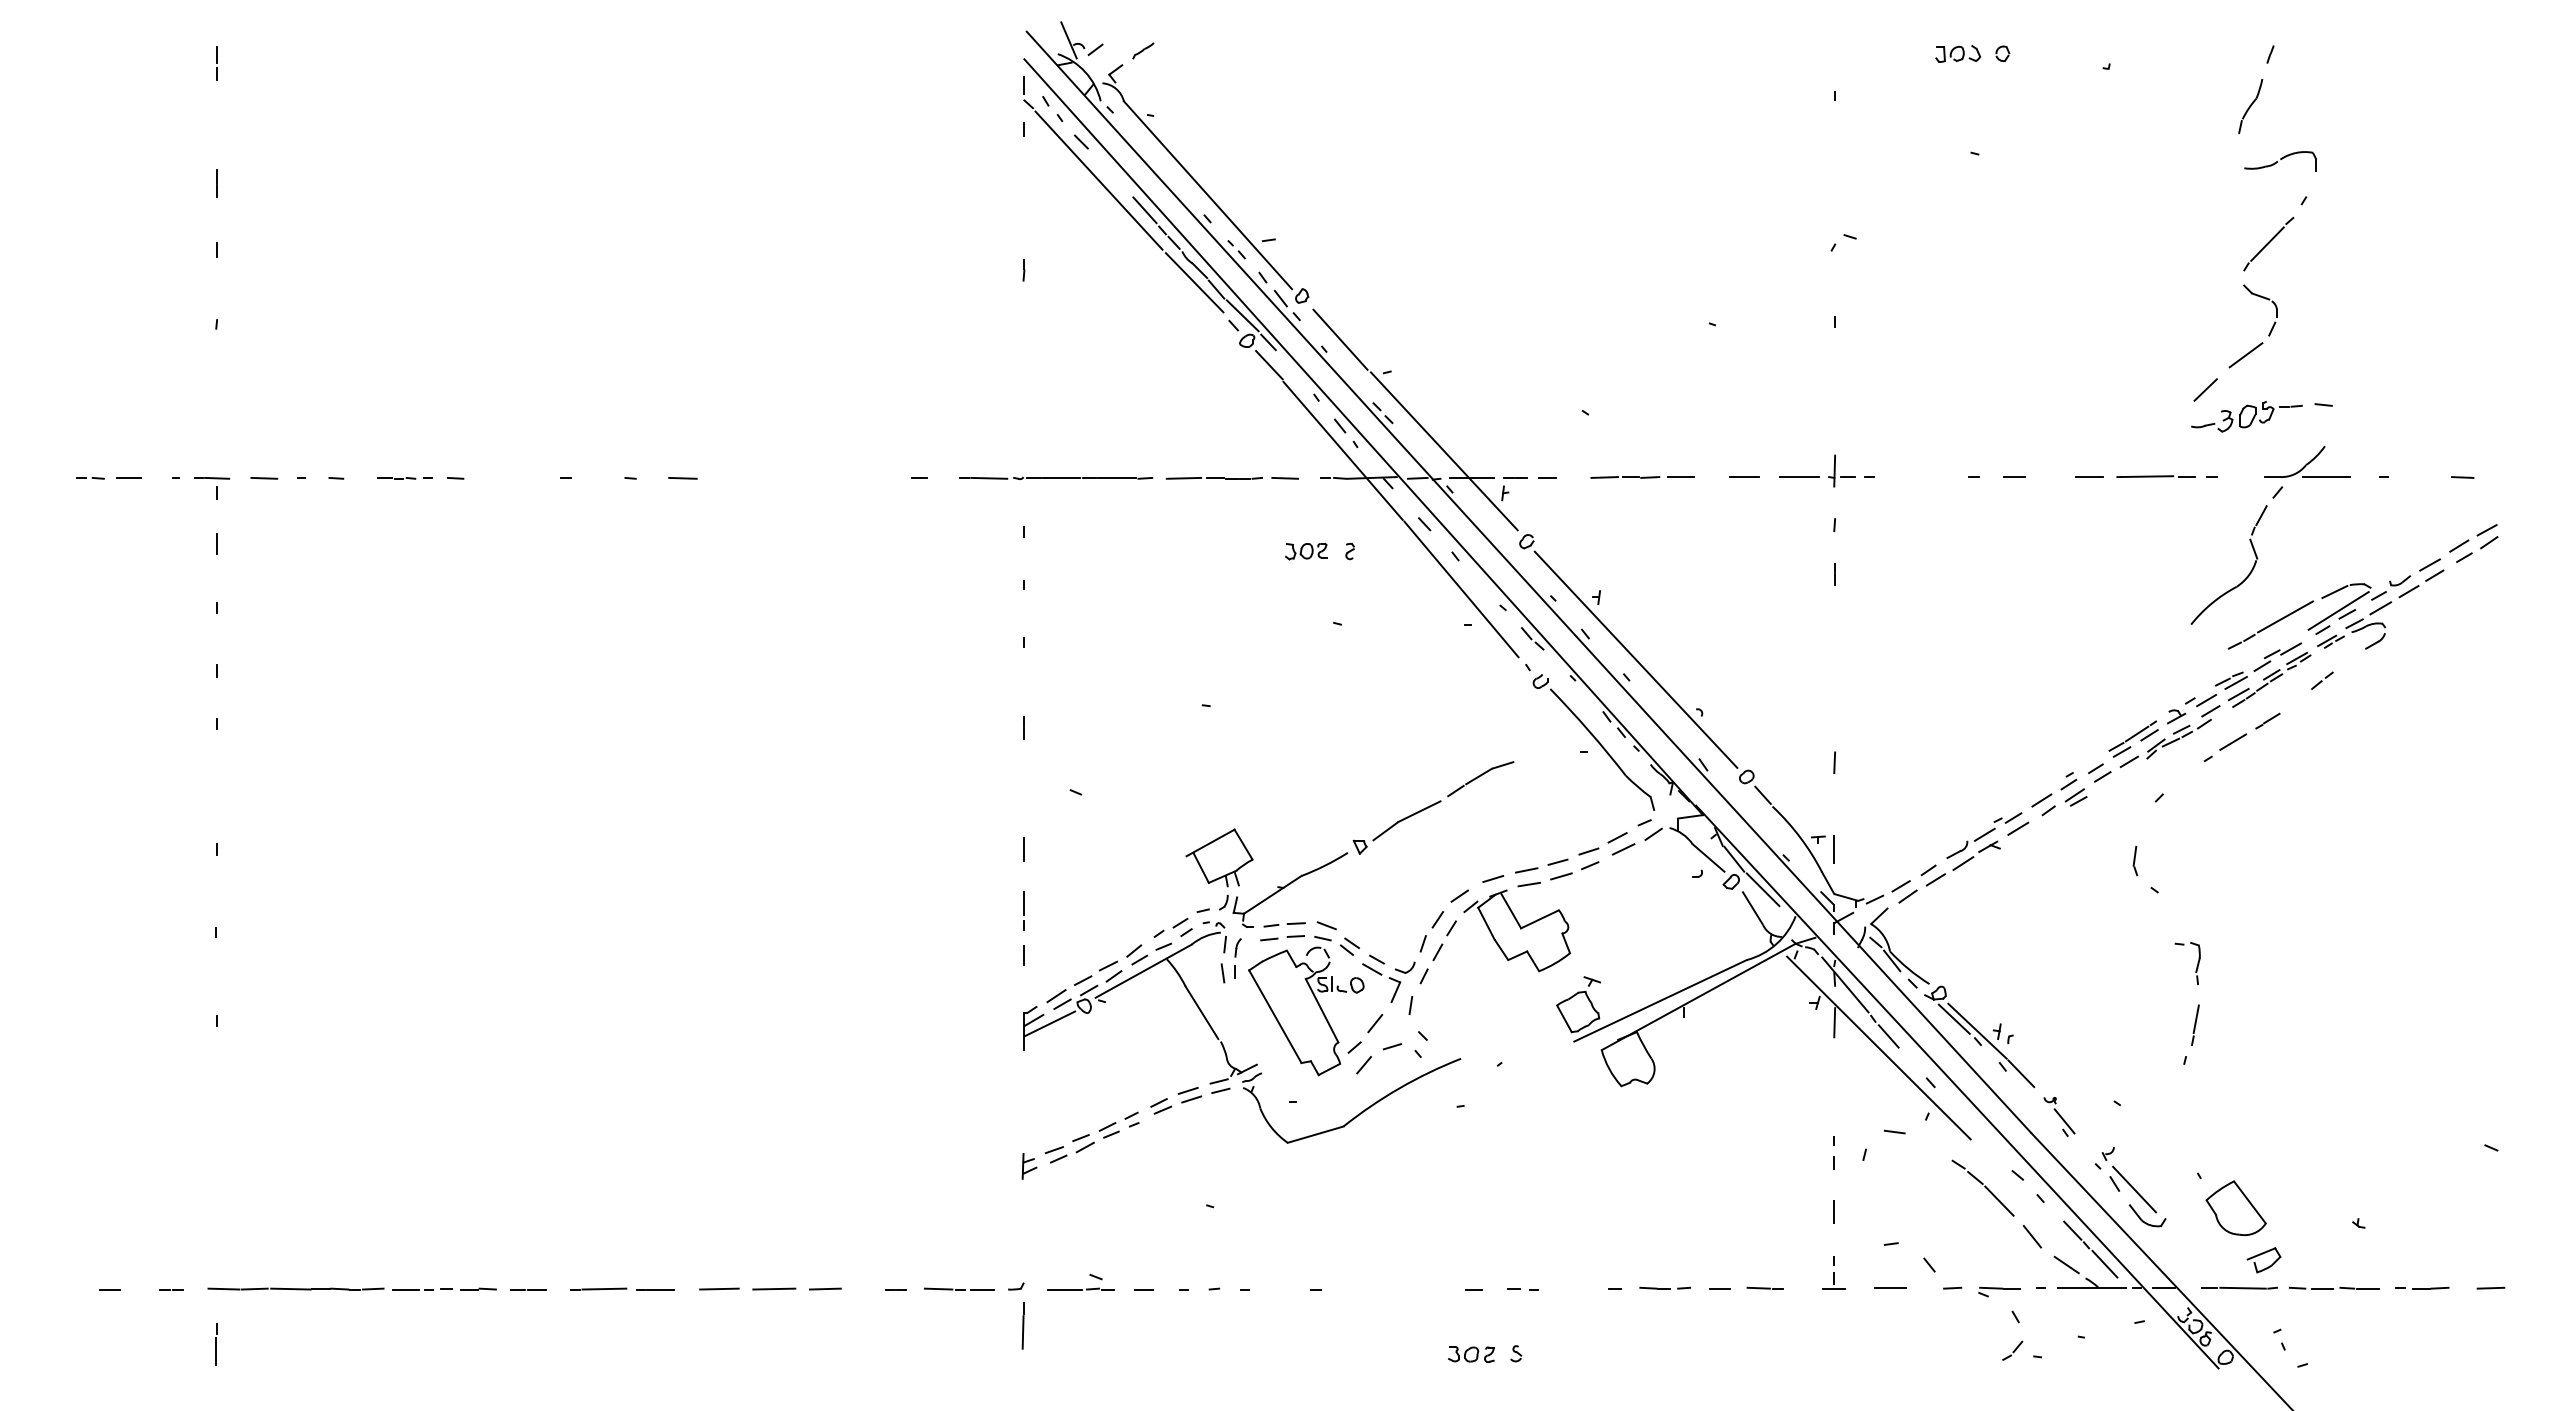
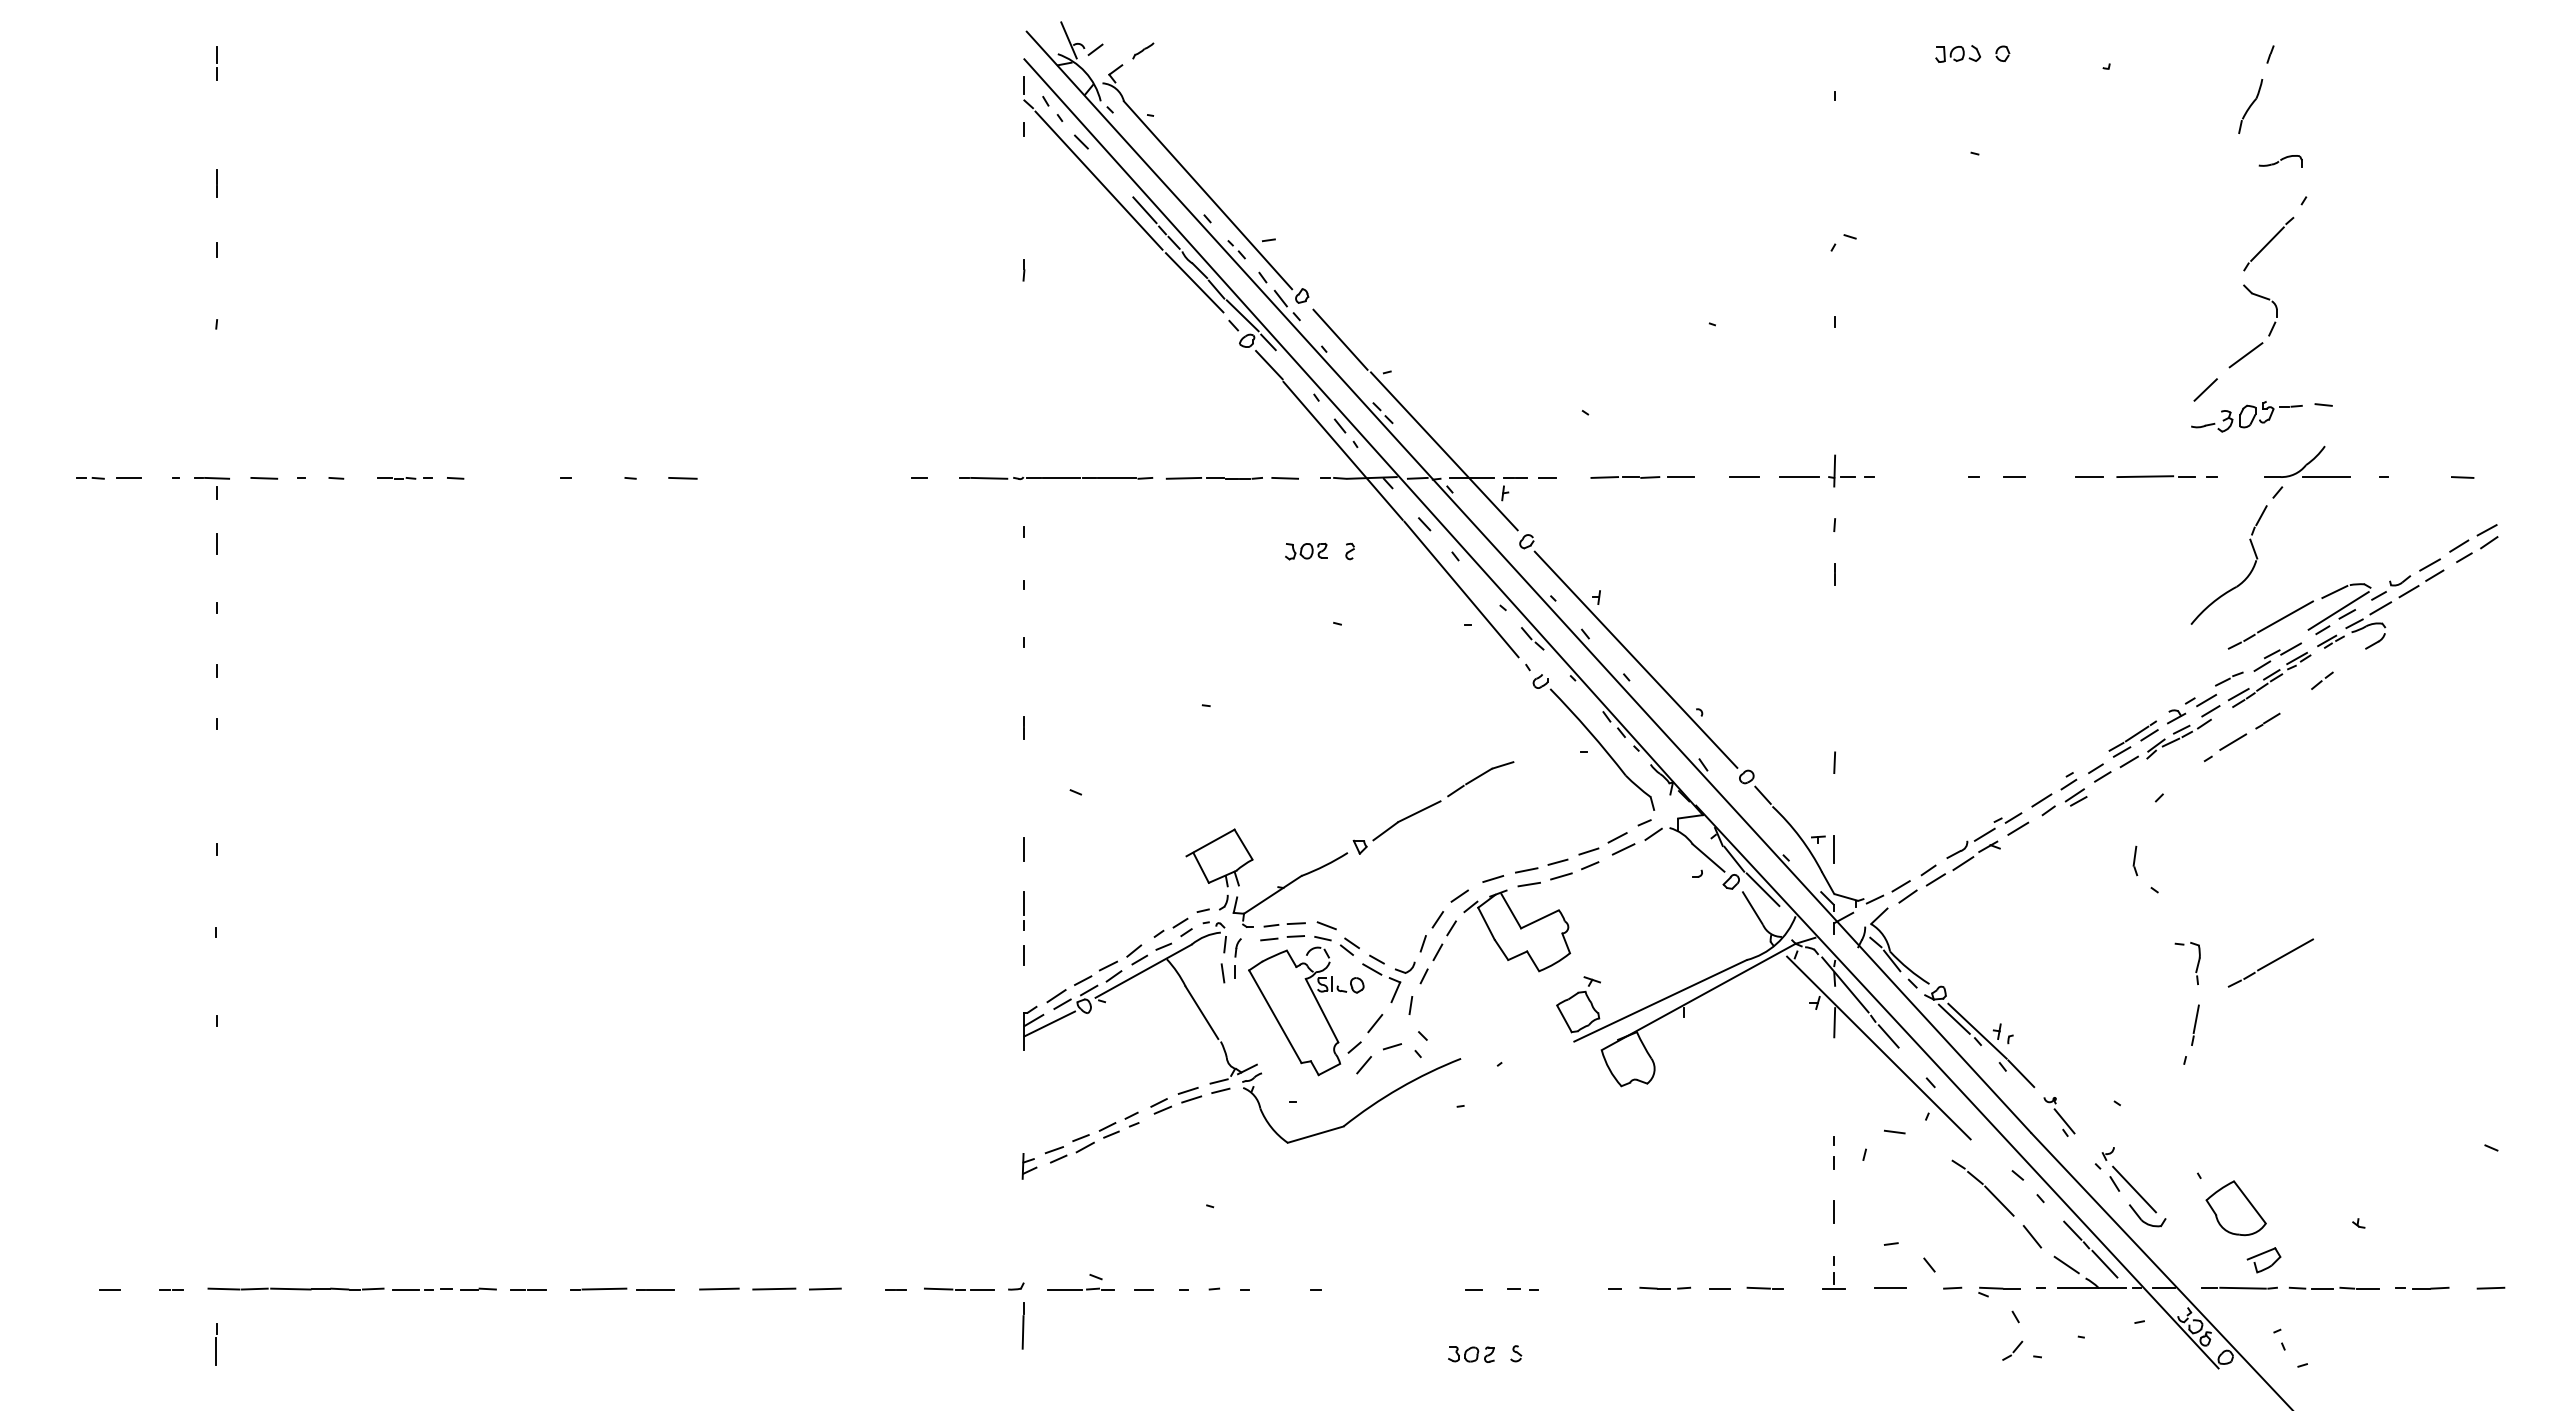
part size: 73x21 px -> 45x13 px (2280, 161)
line: present -> none (2235, 682)
part: none -> present (2270, 962)
